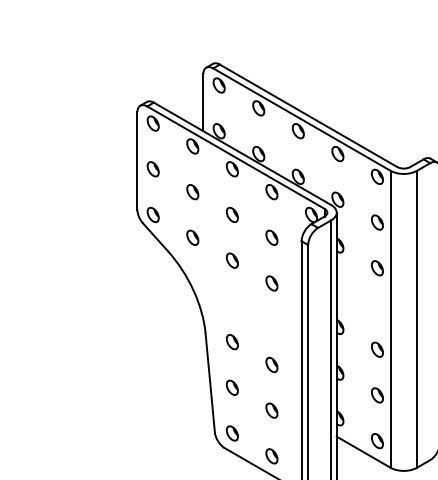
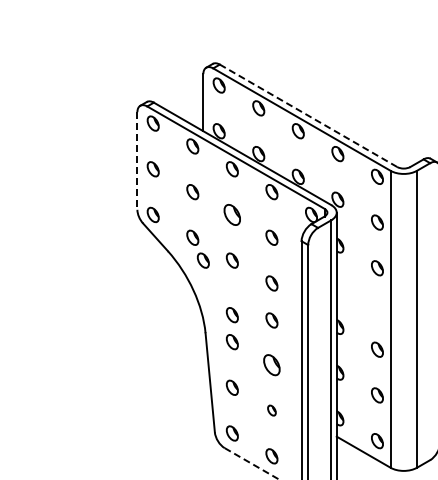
line: solid -> dashed (308, 115)
line: solid -> dashed (137, 161)
part size: 13x18 px -> 18x22 px (231, 214)
part: none -> present (203, 260)
part: none -> present (232, 315)
part: none -> present (271, 320)
part size: 14x17 px -> 18x23 px (271, 365)
part size: 14x17 px -> 10x13 px (271, 410)
line: solid -> dashed (252, 464)
